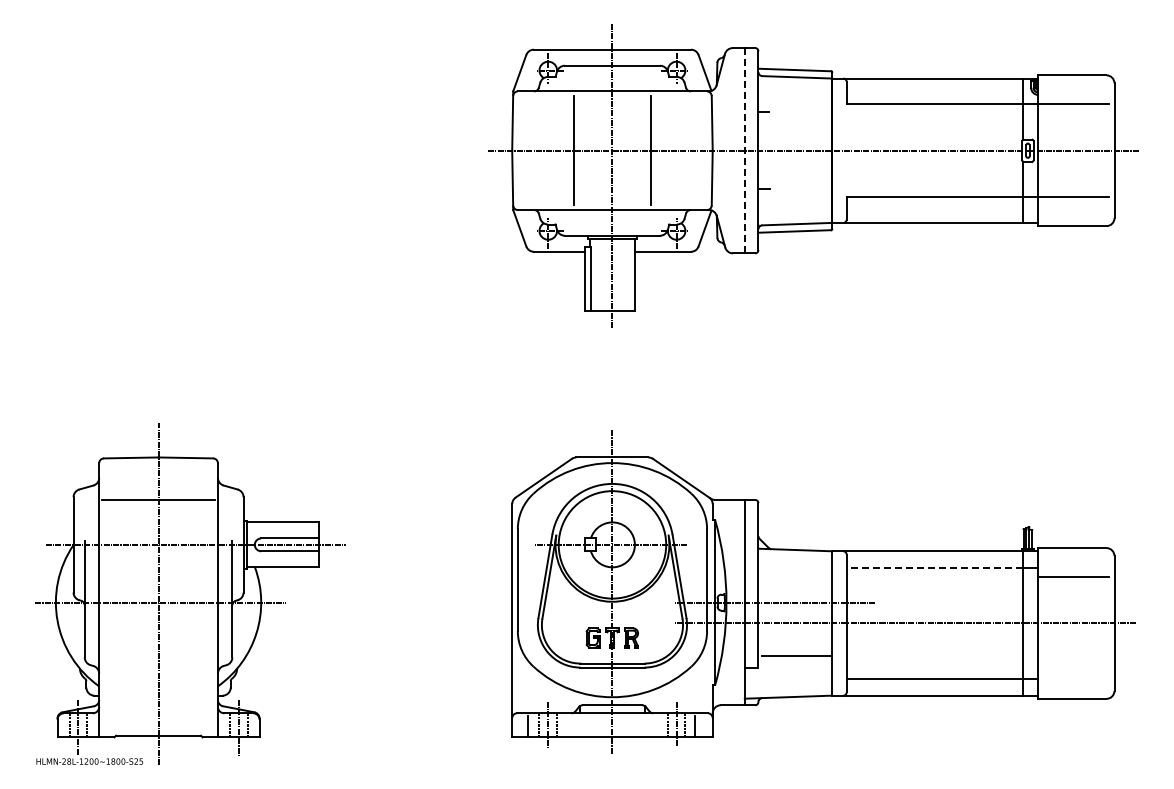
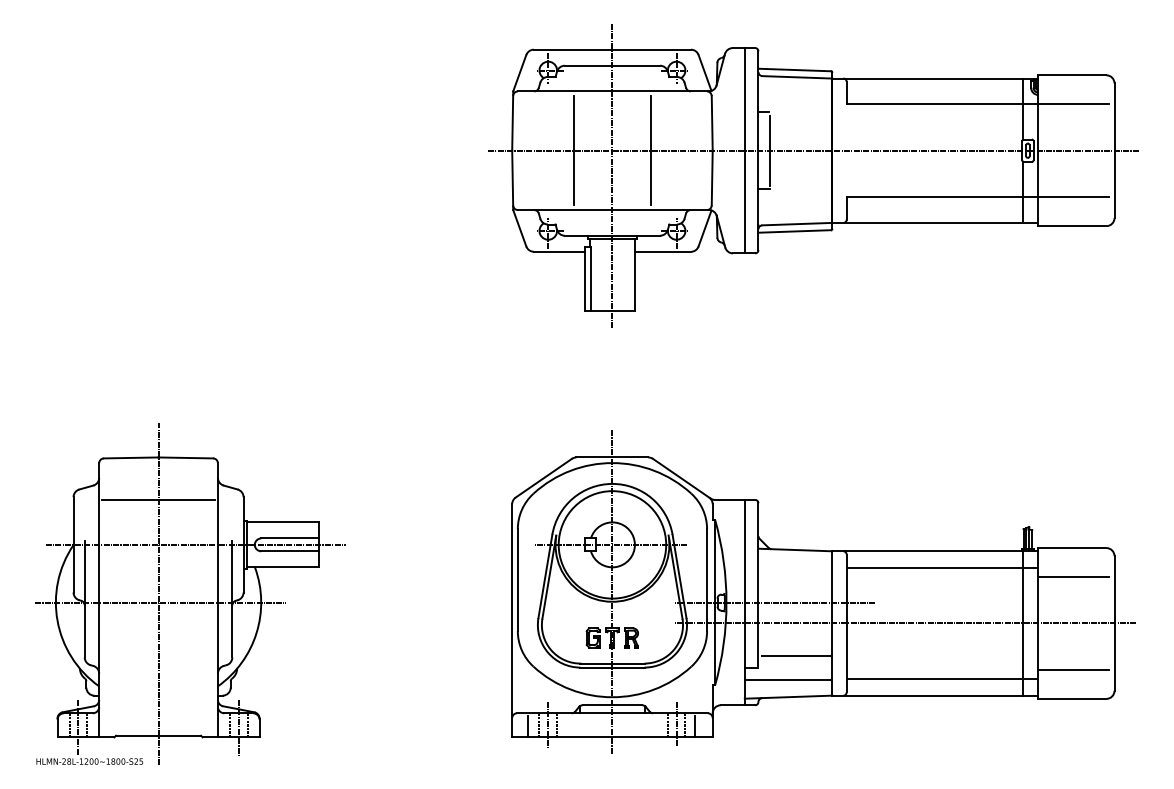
line: dashed -> solid (744, 150)
line: none -> present (769, 150)
line: dashed -> solid (935, 568)
line: none -> present (1073, 669)
line: none -> present (788, 680)
